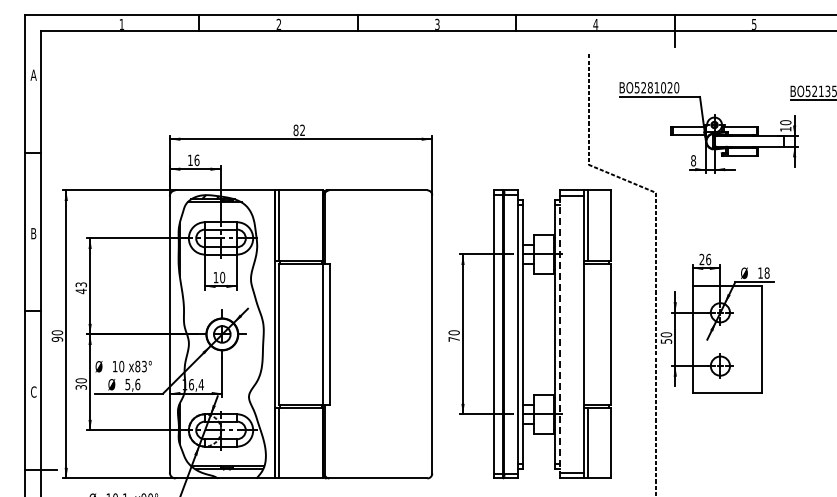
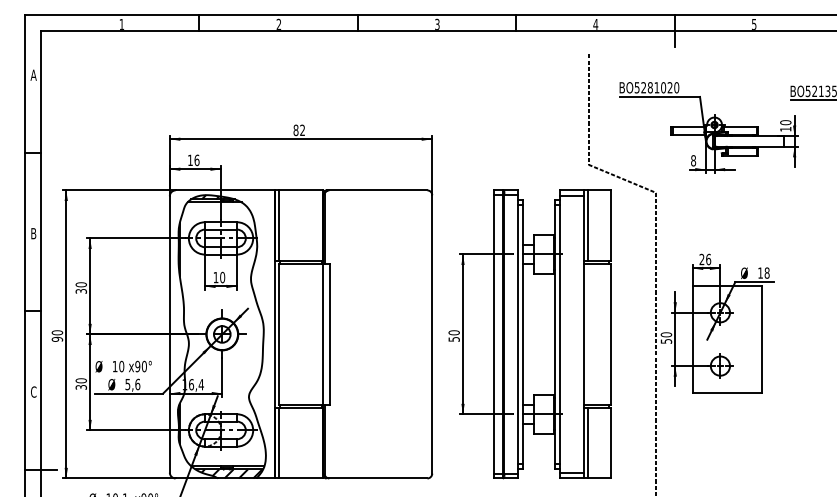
text: 43 -> 30 (80, 288)
line: dashed -> solid (560, 334)
text: 70 -> 50 (453, 339)
text: x83° -> x90° (140, 366)
hatch: none -> present (231, 473)
